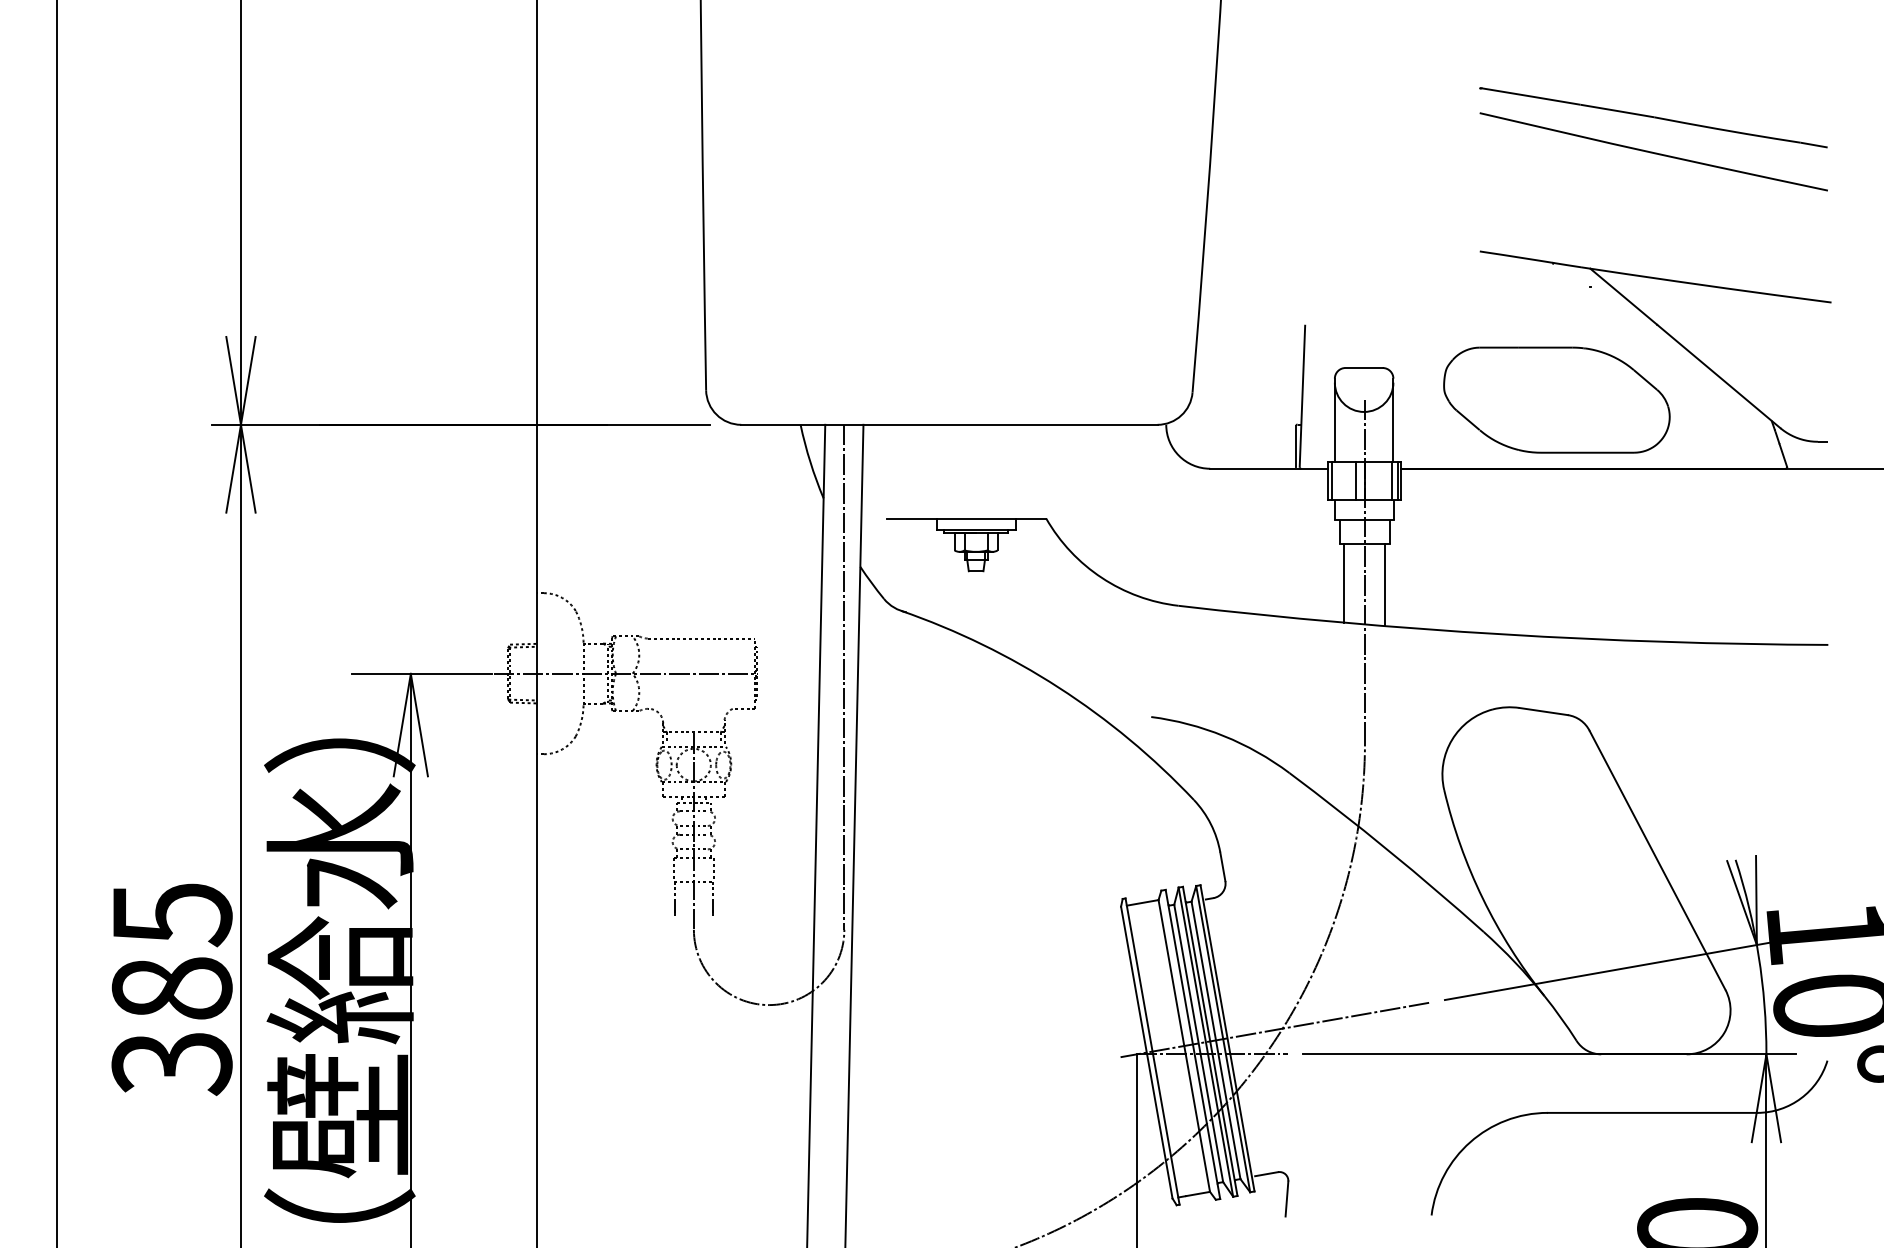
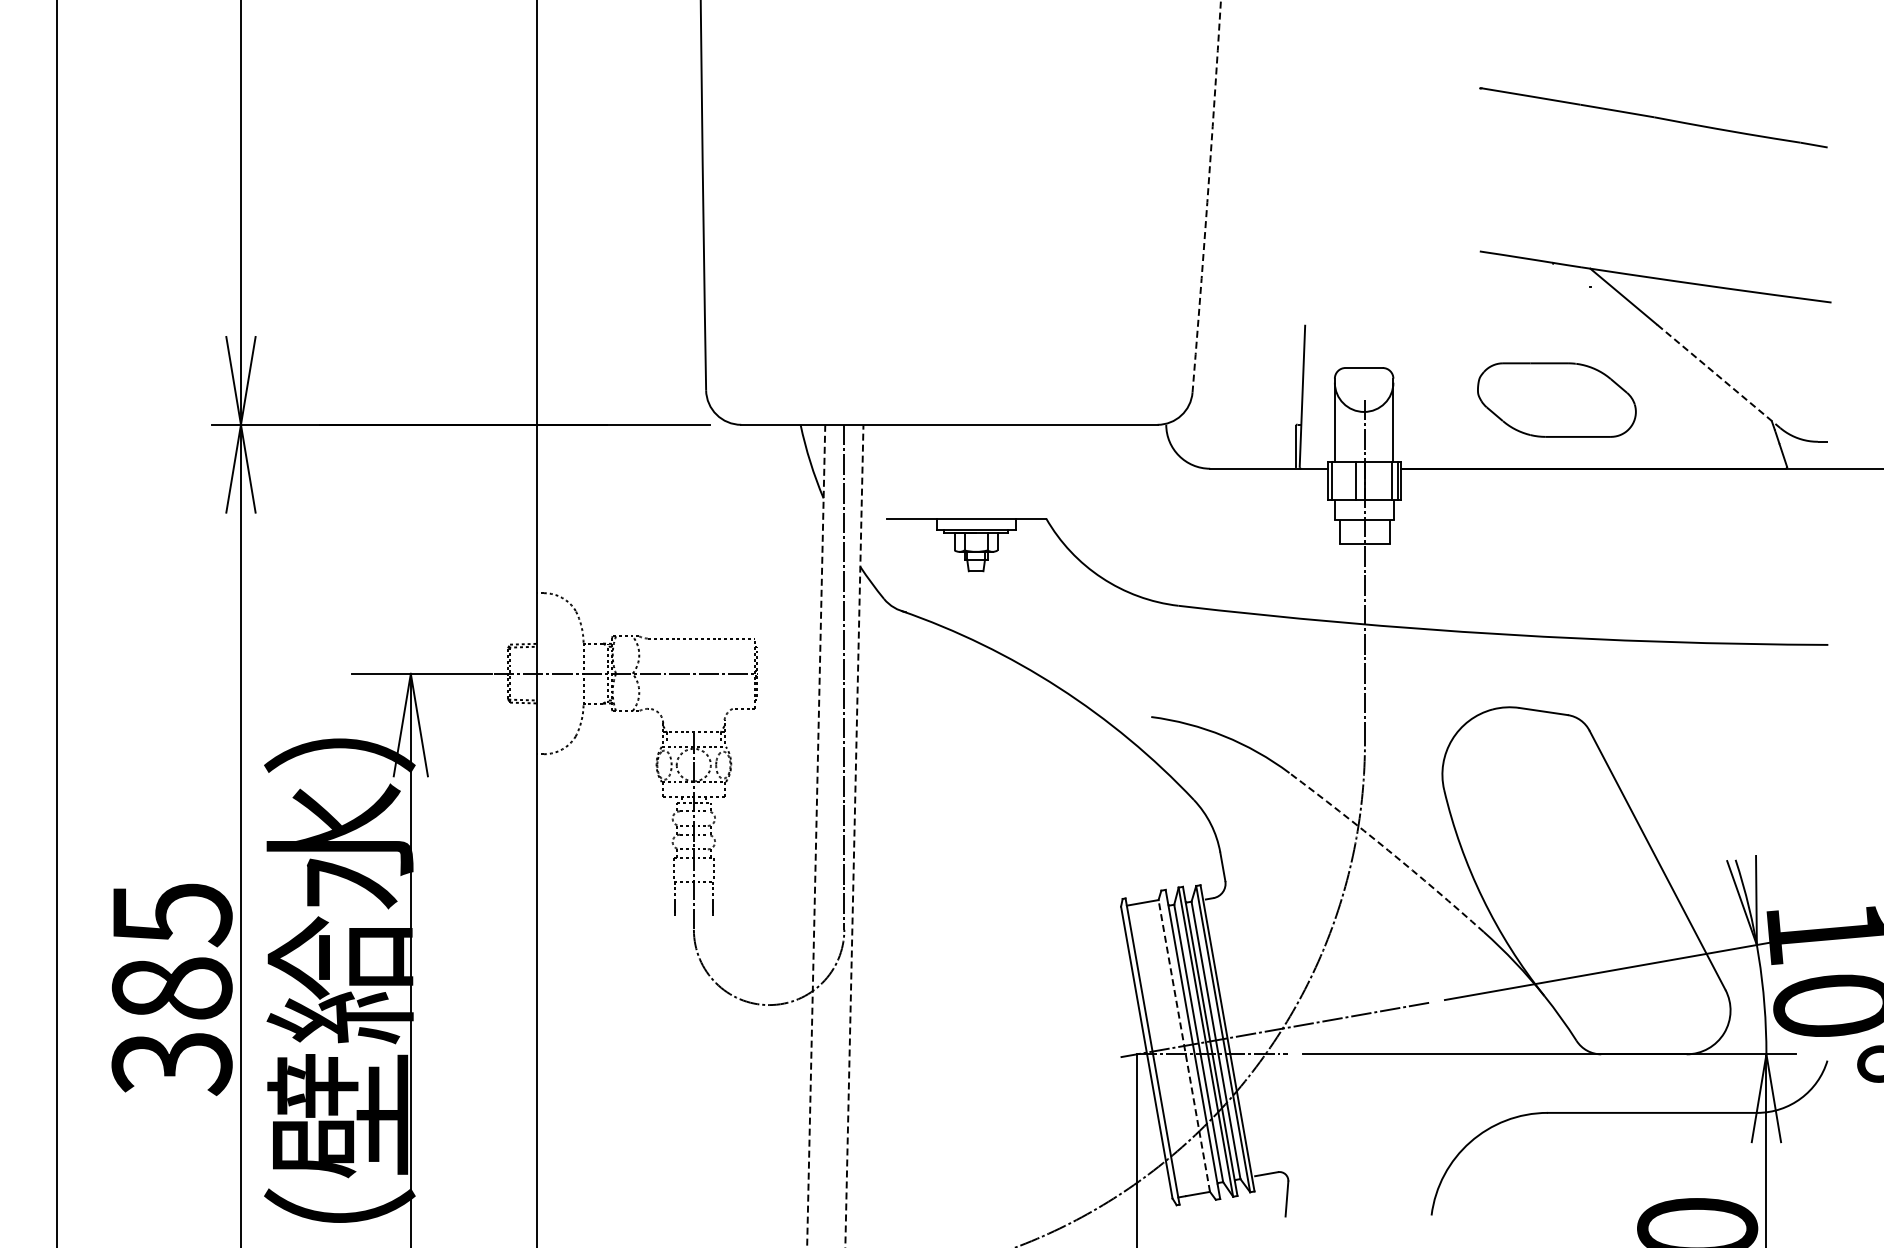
curve: present -> none (1652, 151)
arc: solid -> dashed (1207, 196)
line: solid -> dashed (1719, 376)
part size: 228x108 px -> 160x76 px (1556, 399)
line: present -> none (1343, 582)
line: present -> none (1384, 584)
line: solid -> dashed (854, 835)
line: solid -> dashed (816, 836)
arc: solid -> dashed (1388, 850)
line: solid -> dashed (1184, 1045)
